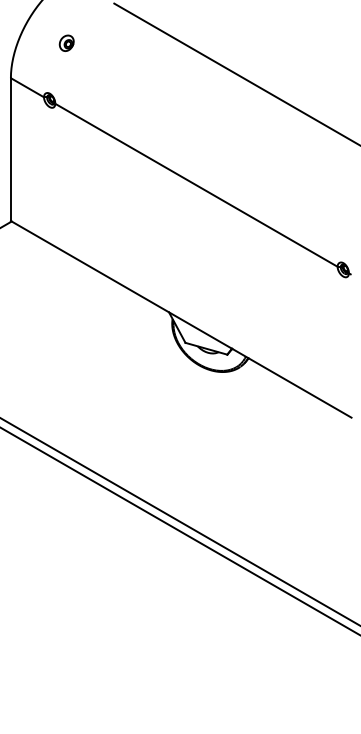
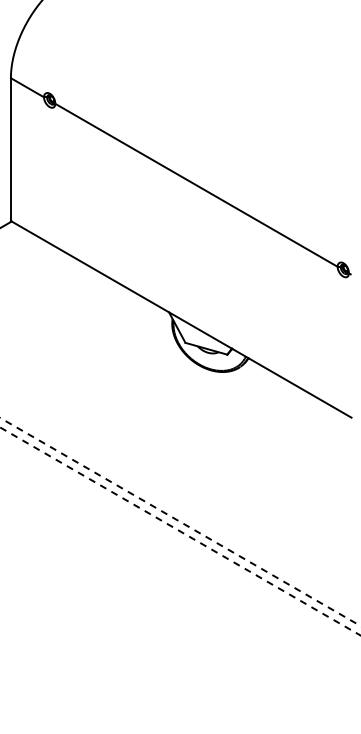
part: present -> none (66, 42)
line: present -> none (235, 73)
line: solid -> dashed (180, 521)
line: solid -> dashed (180, 531)
